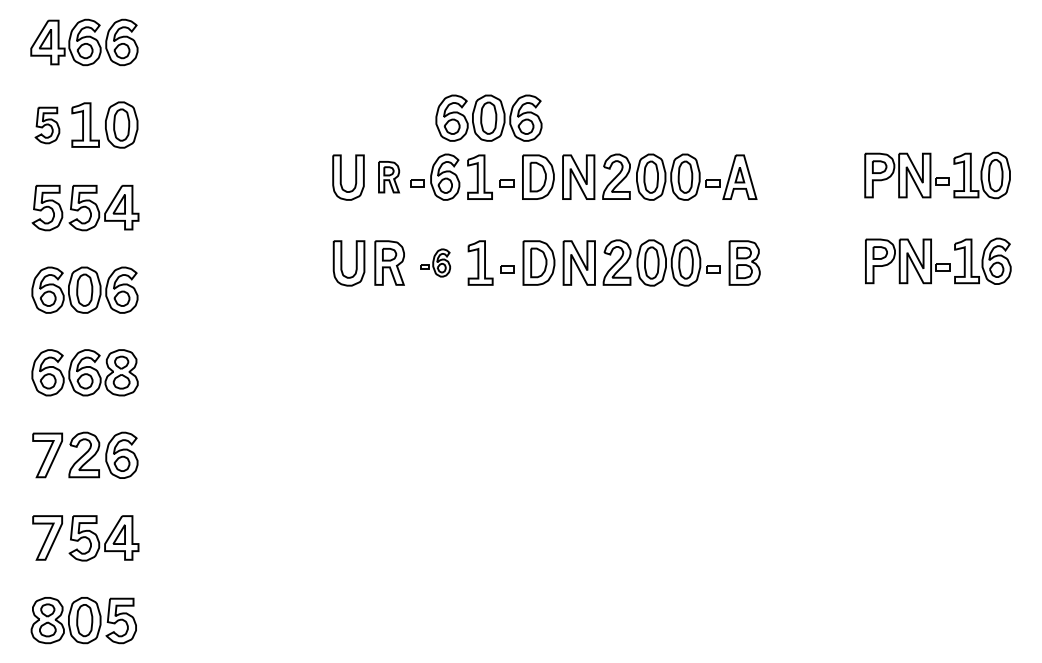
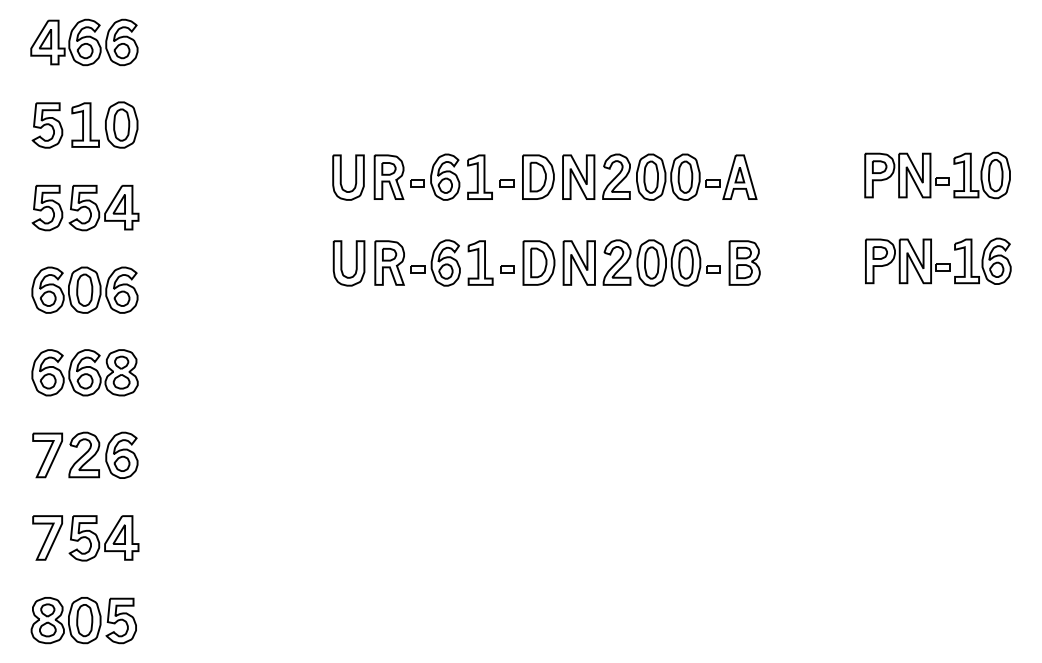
part: present -> none (488, 117)
part size: 27x39 px -> 33x47 px (47, 125)
part size: 23x33 px -> 32x46 px (388, 176)
part size: 31x30 px -> 51x48 px (435, 262)
